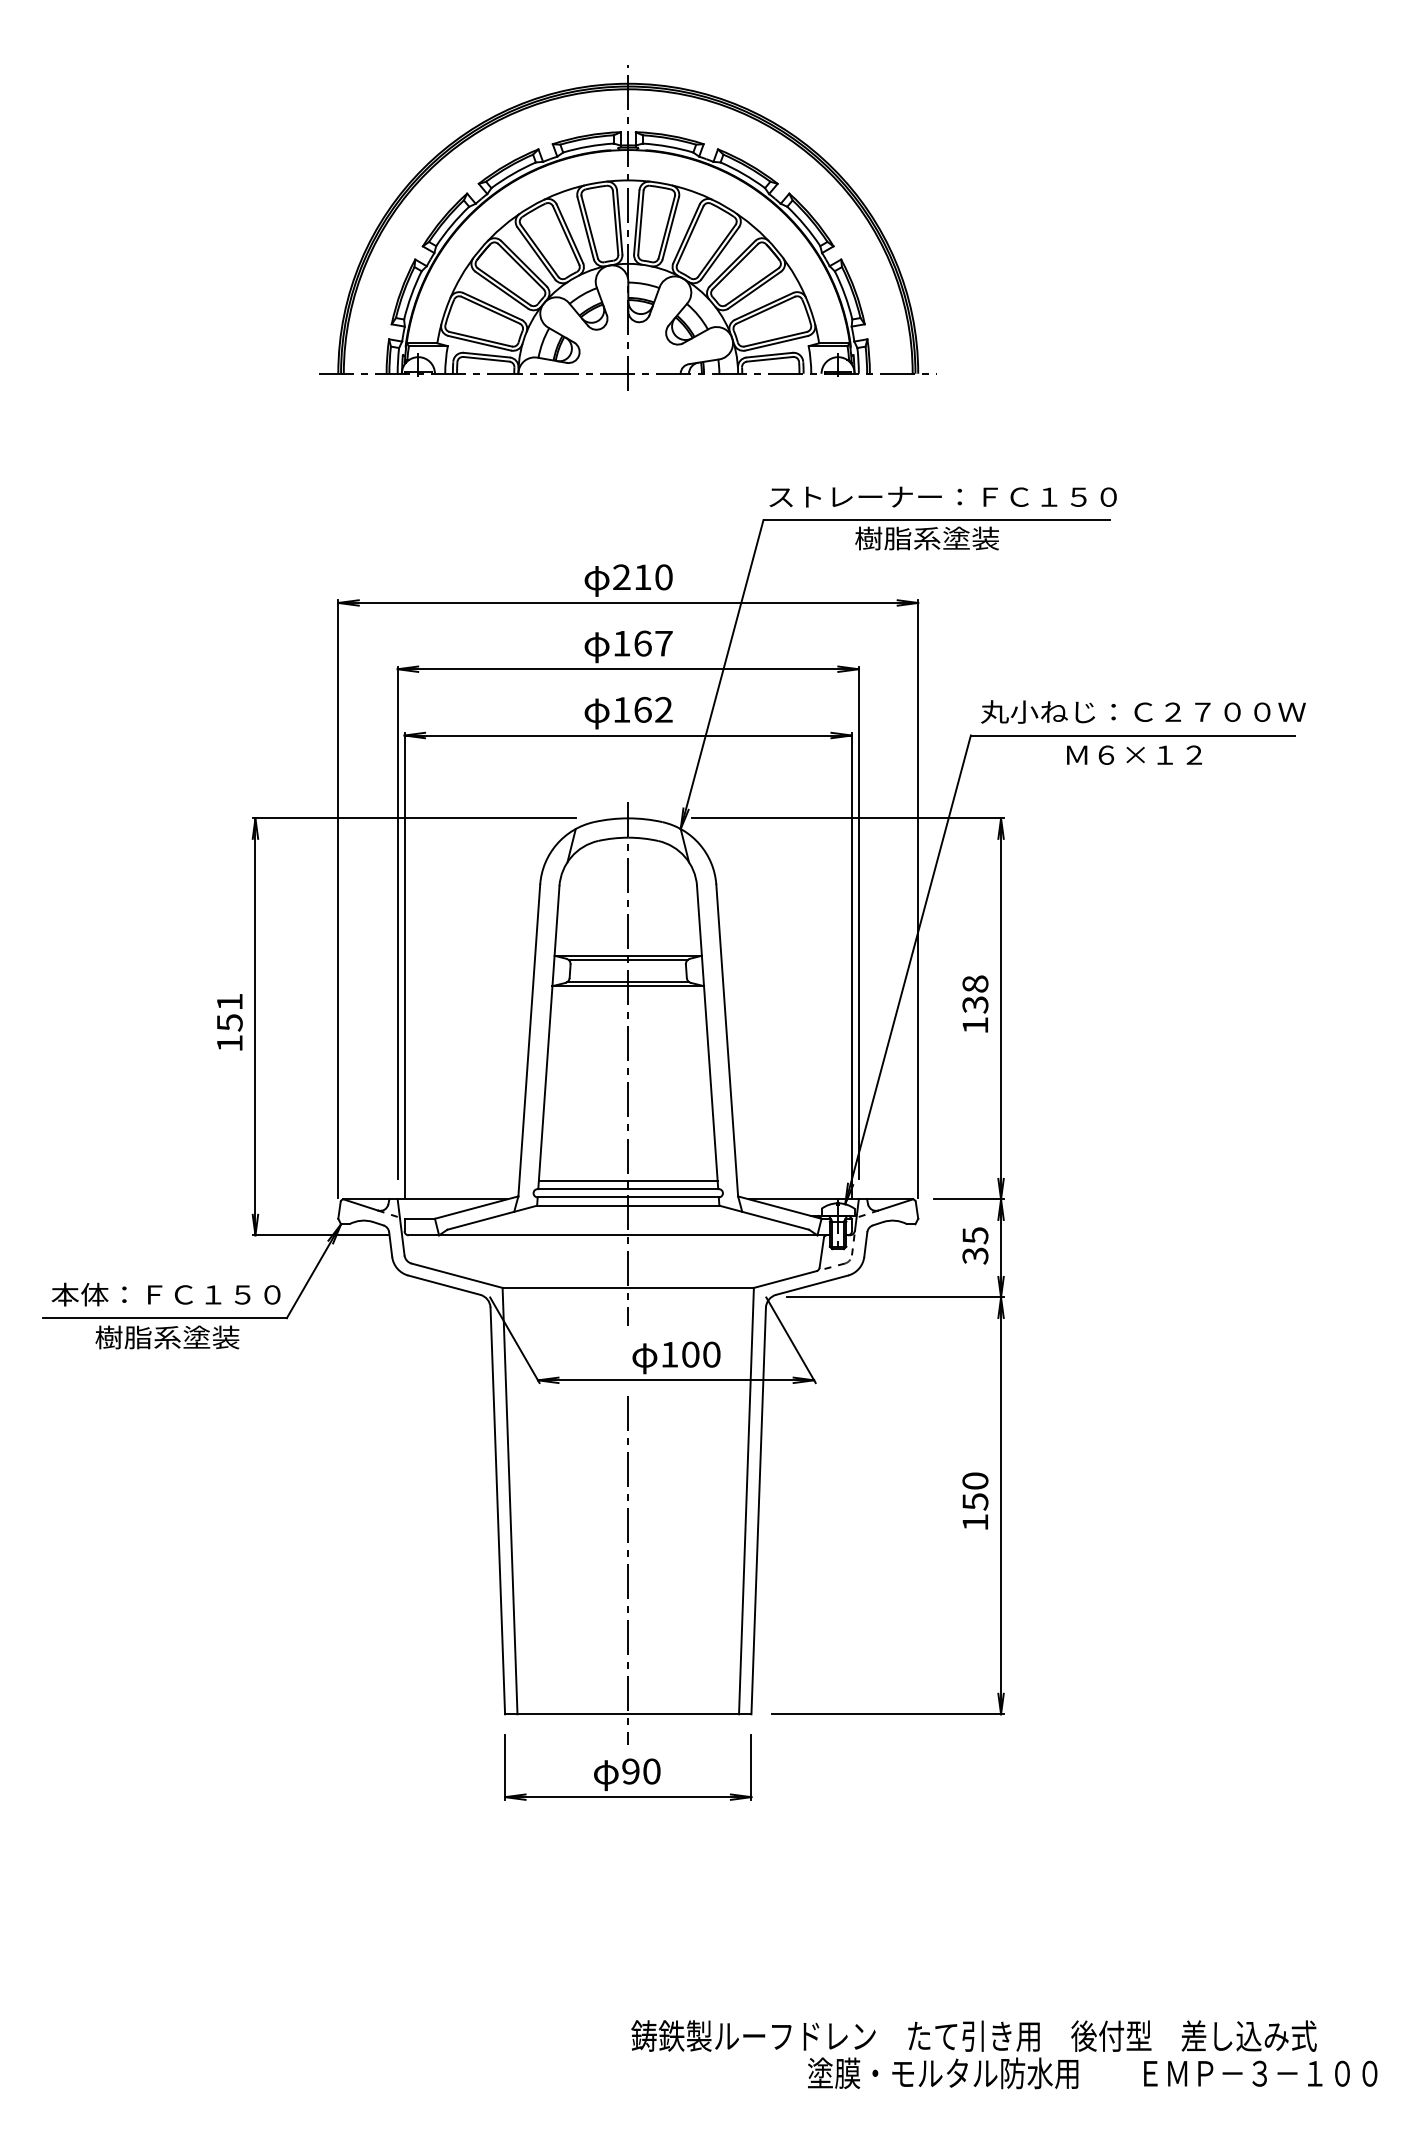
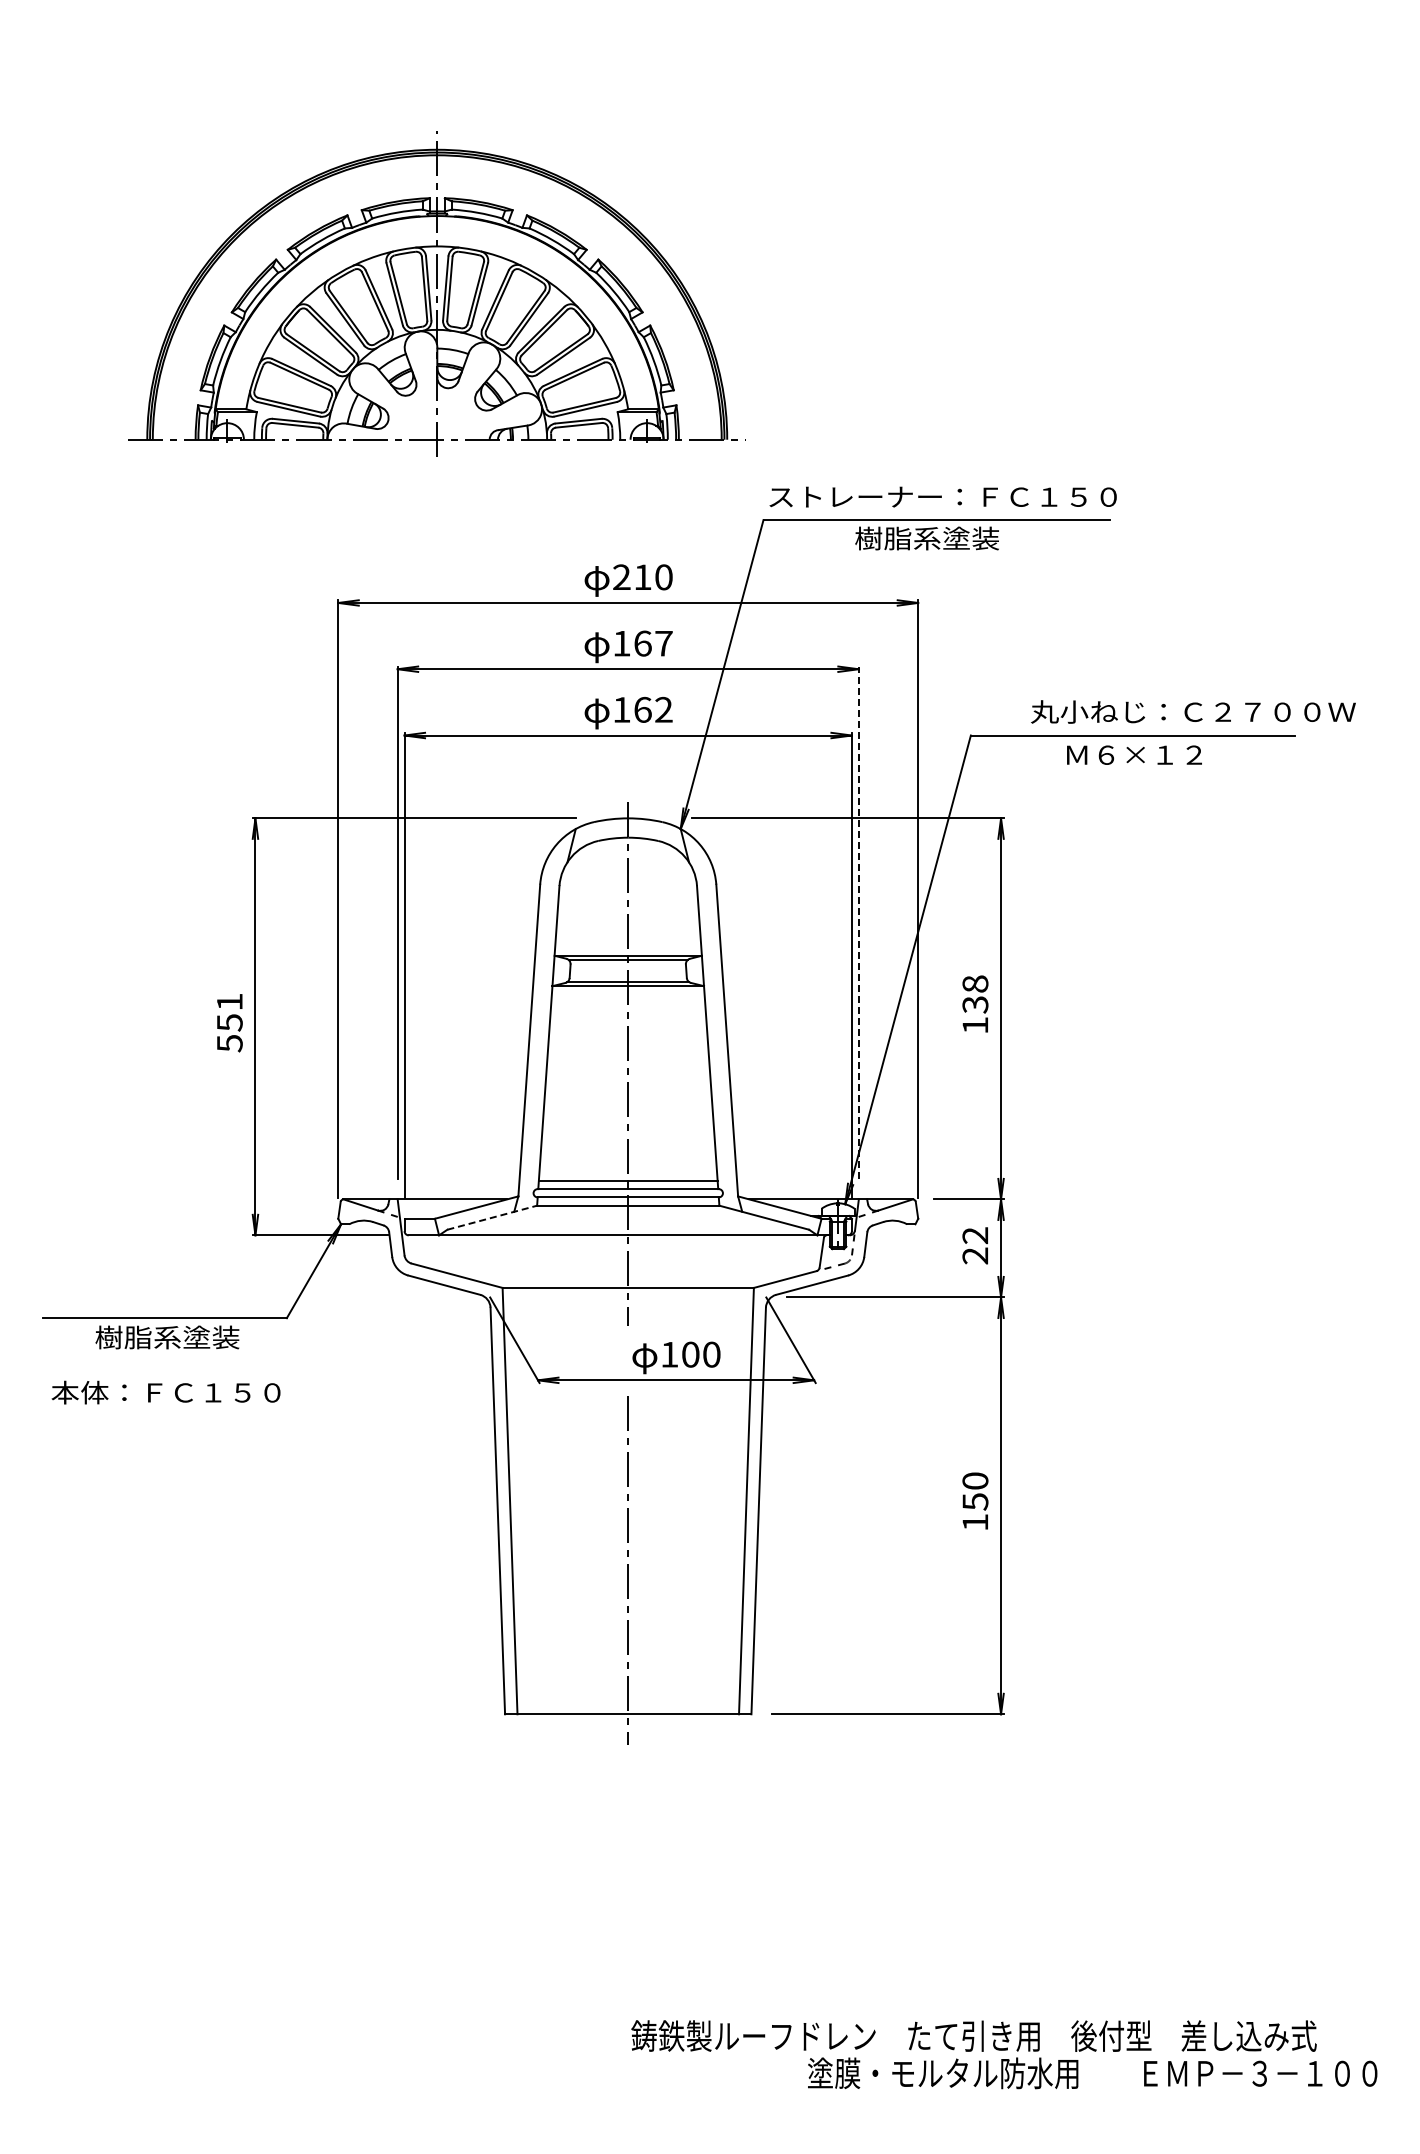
part position: (627, 227) -> (436, 293) (436, 293)
text position: (1143, 711) -> (1193, 711) (1193, 711)
line: solid -> dashed (858, 922)
text: 151 -> 551 (229, 1043)
line: solid -> dashed (492, 1217)
text: 35 -> 22 (975, 1245)
text position: (165, 1294) -> (165, 1392) (165, 1392)
part: present -> none (628, 1767)
